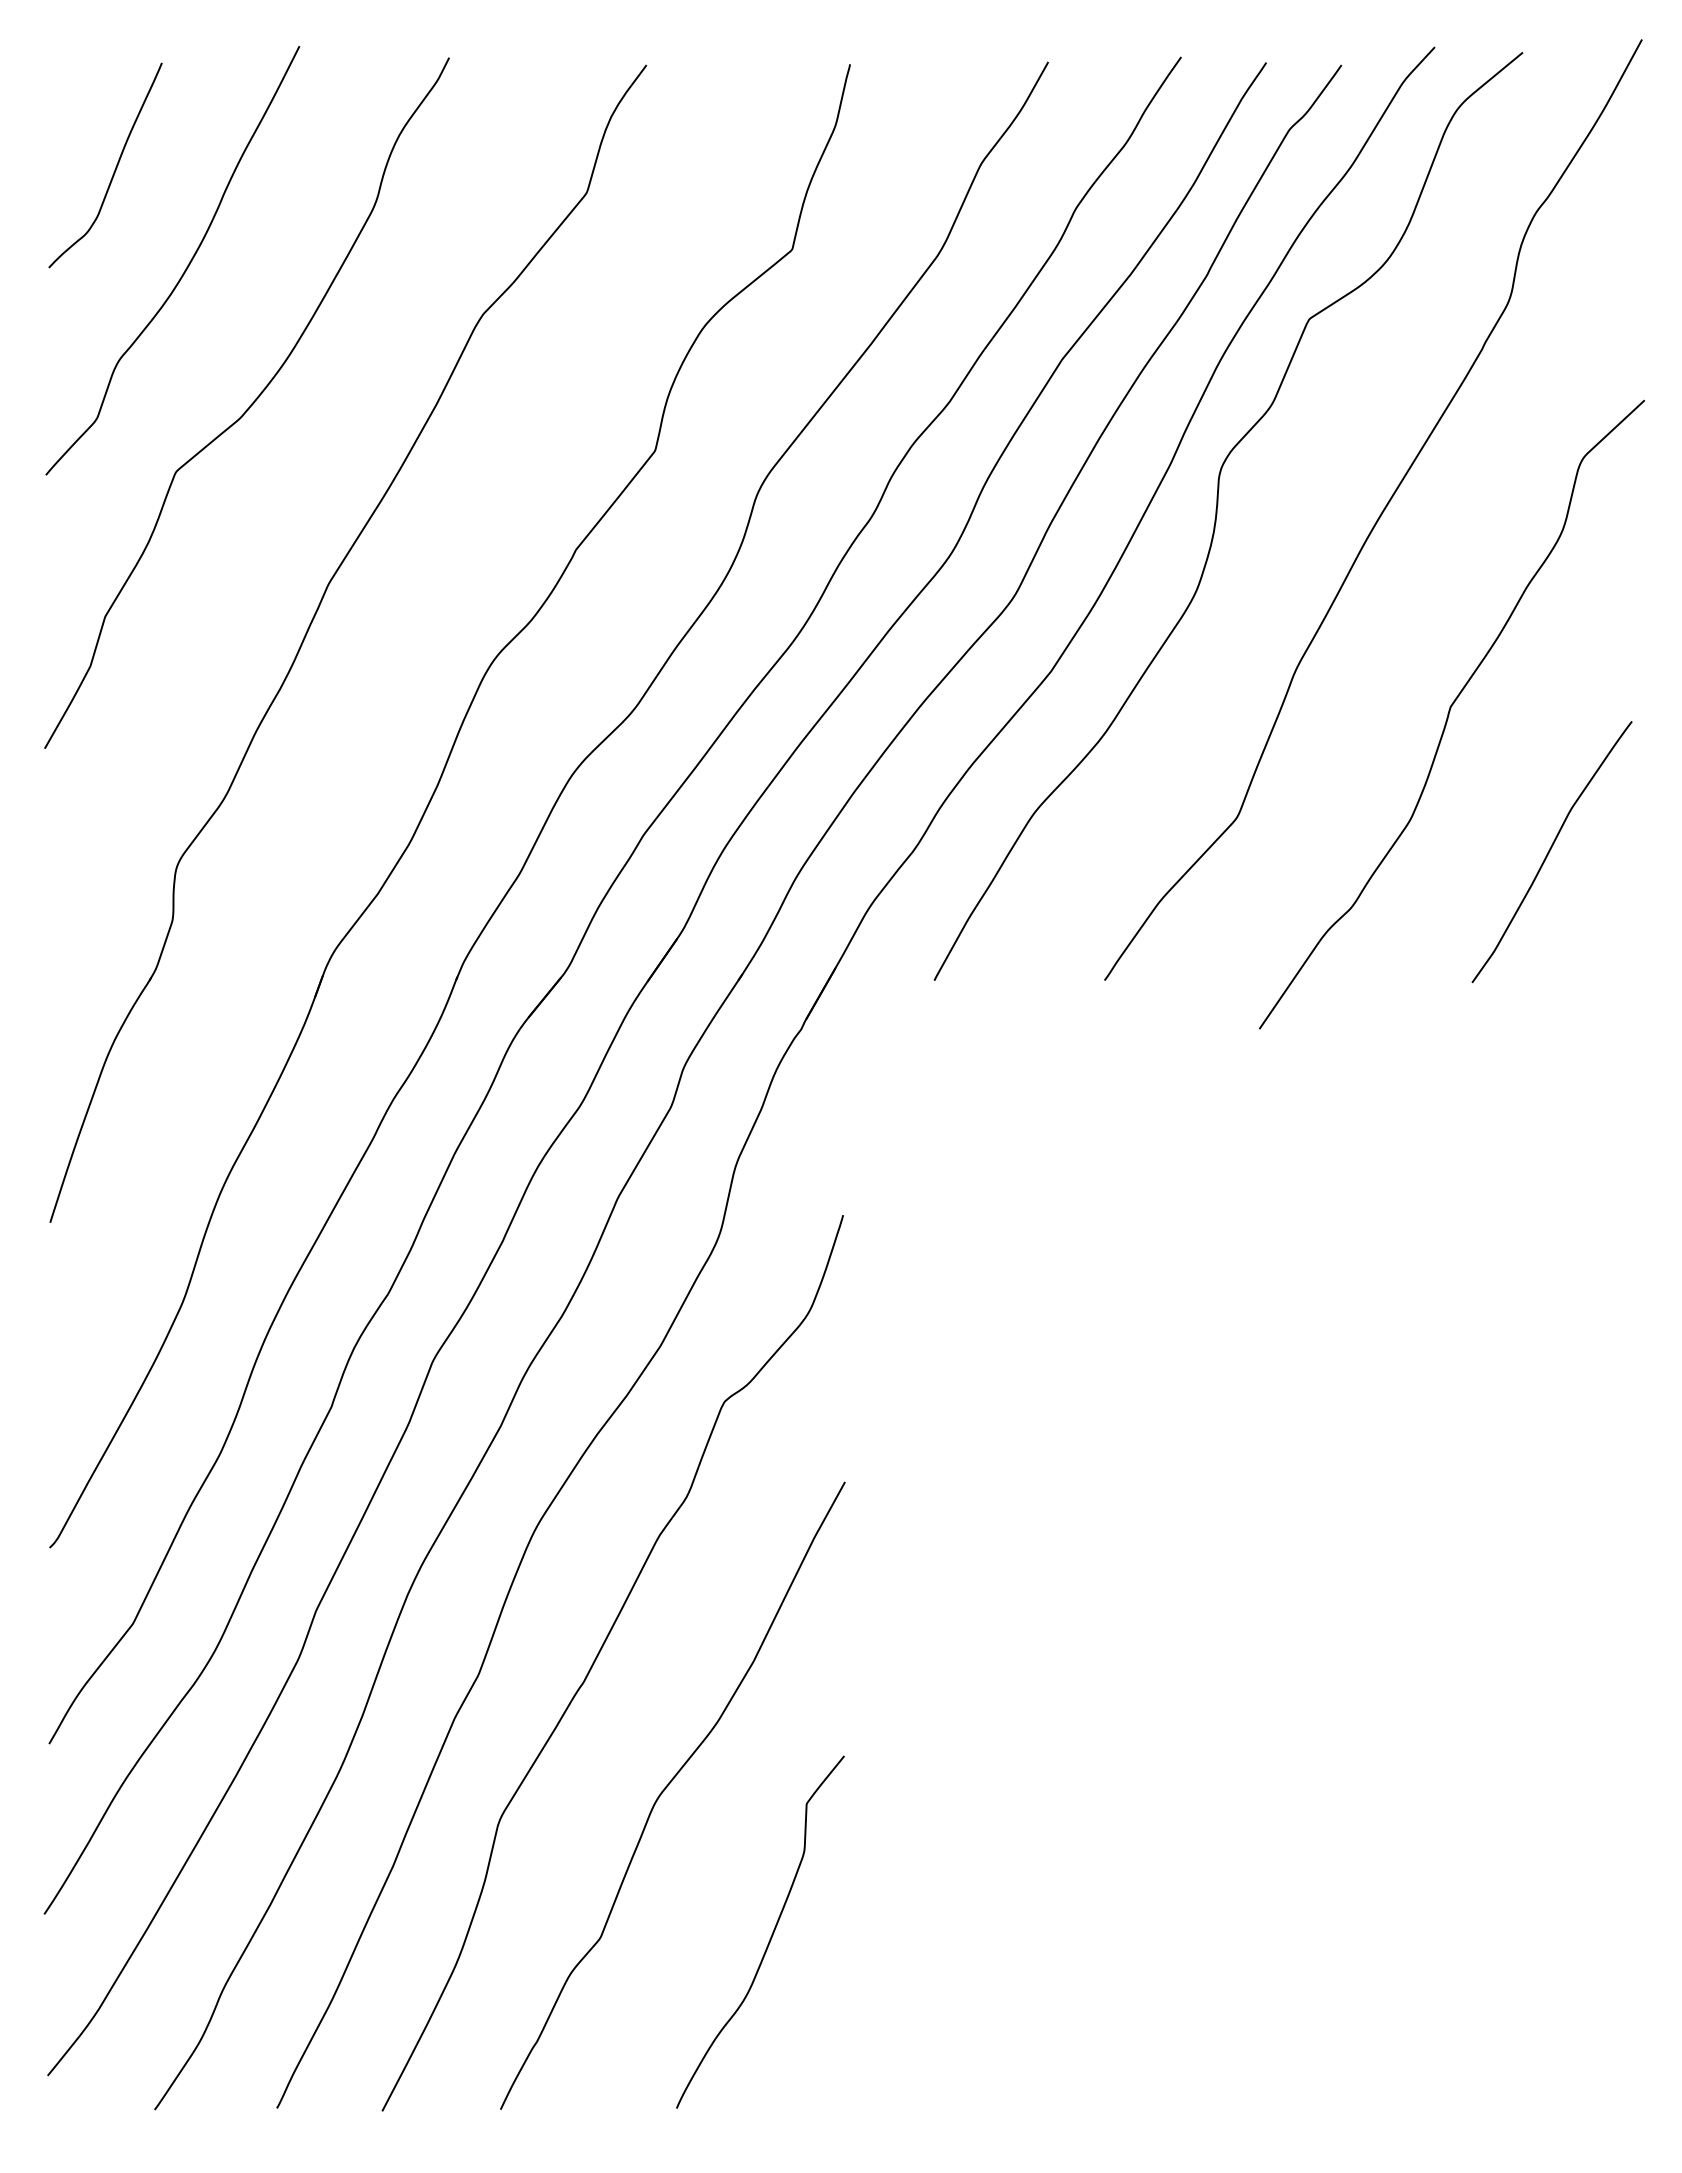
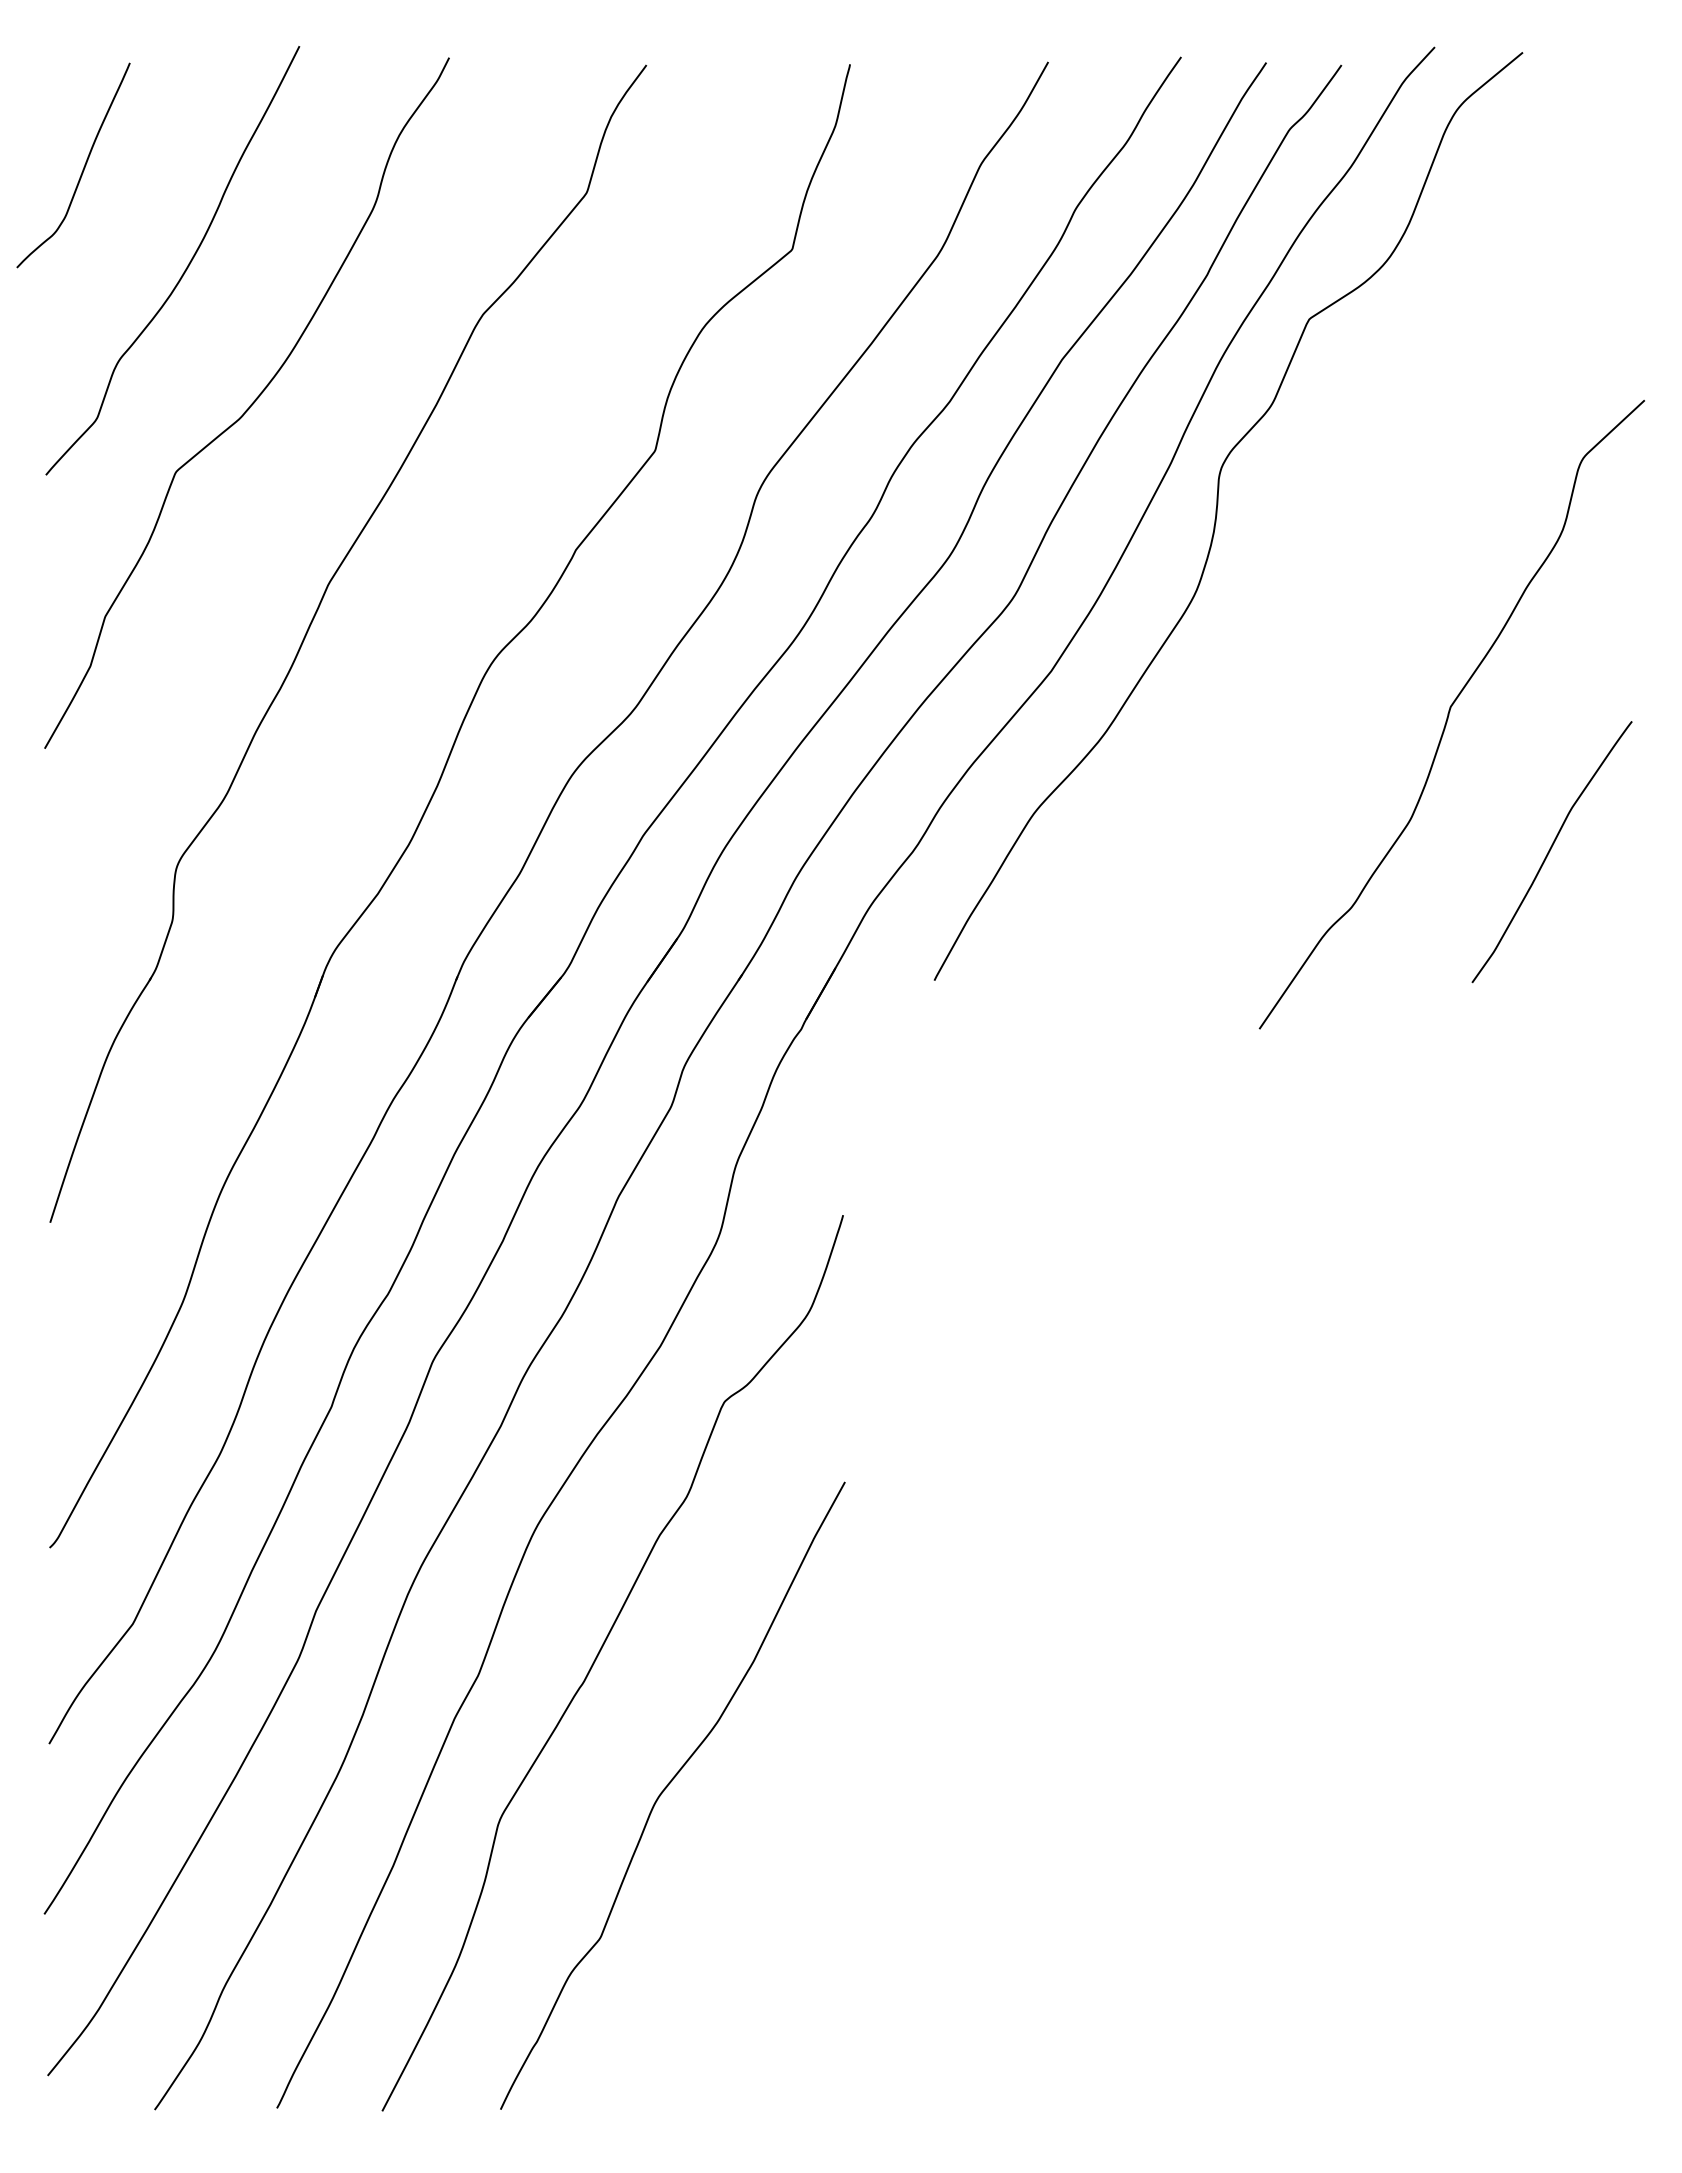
curve position: (114, 169) -> (82, 169) (82, 169)
curve: present -> none (1380, 513)
curve: present -> none (770, 1936)
